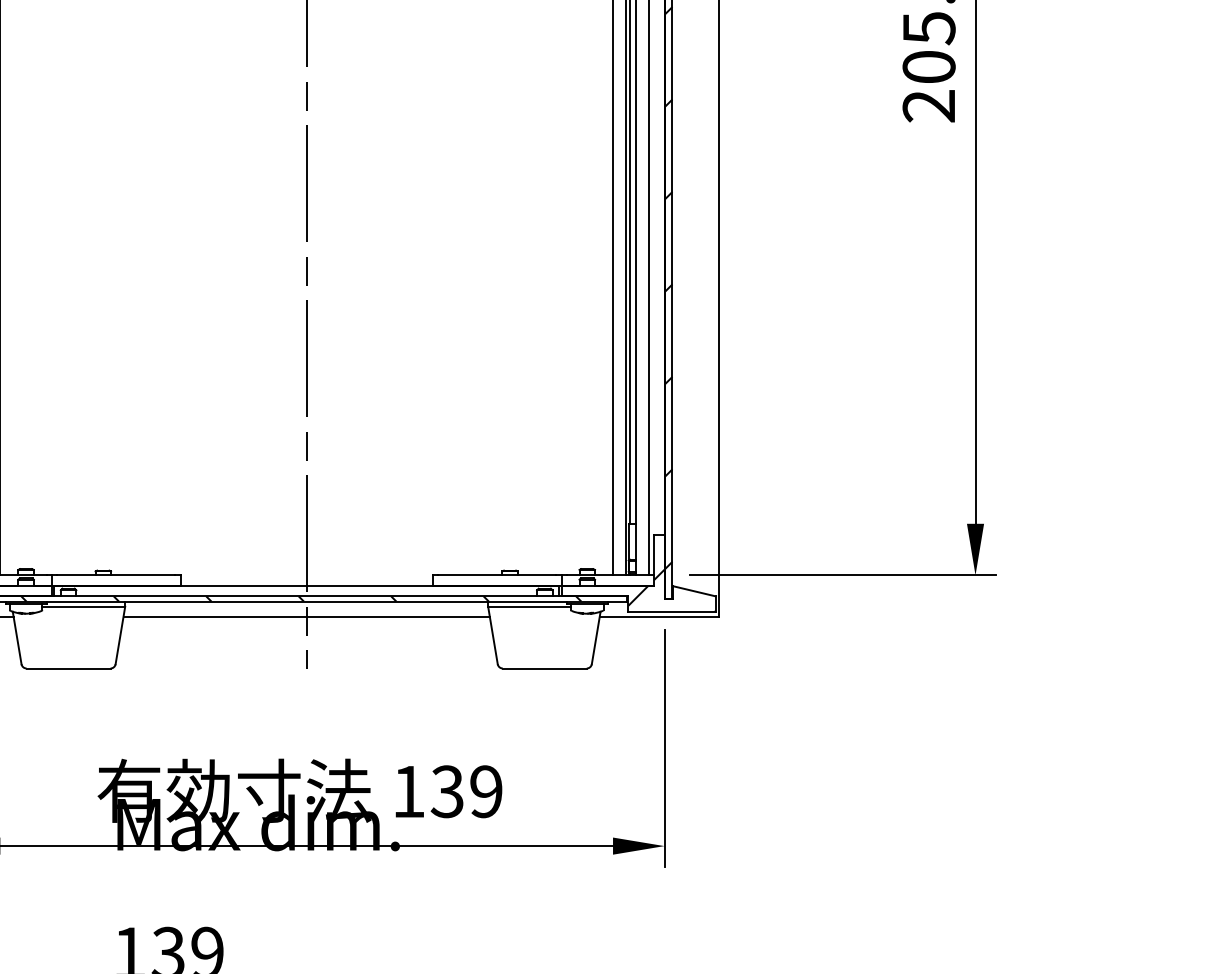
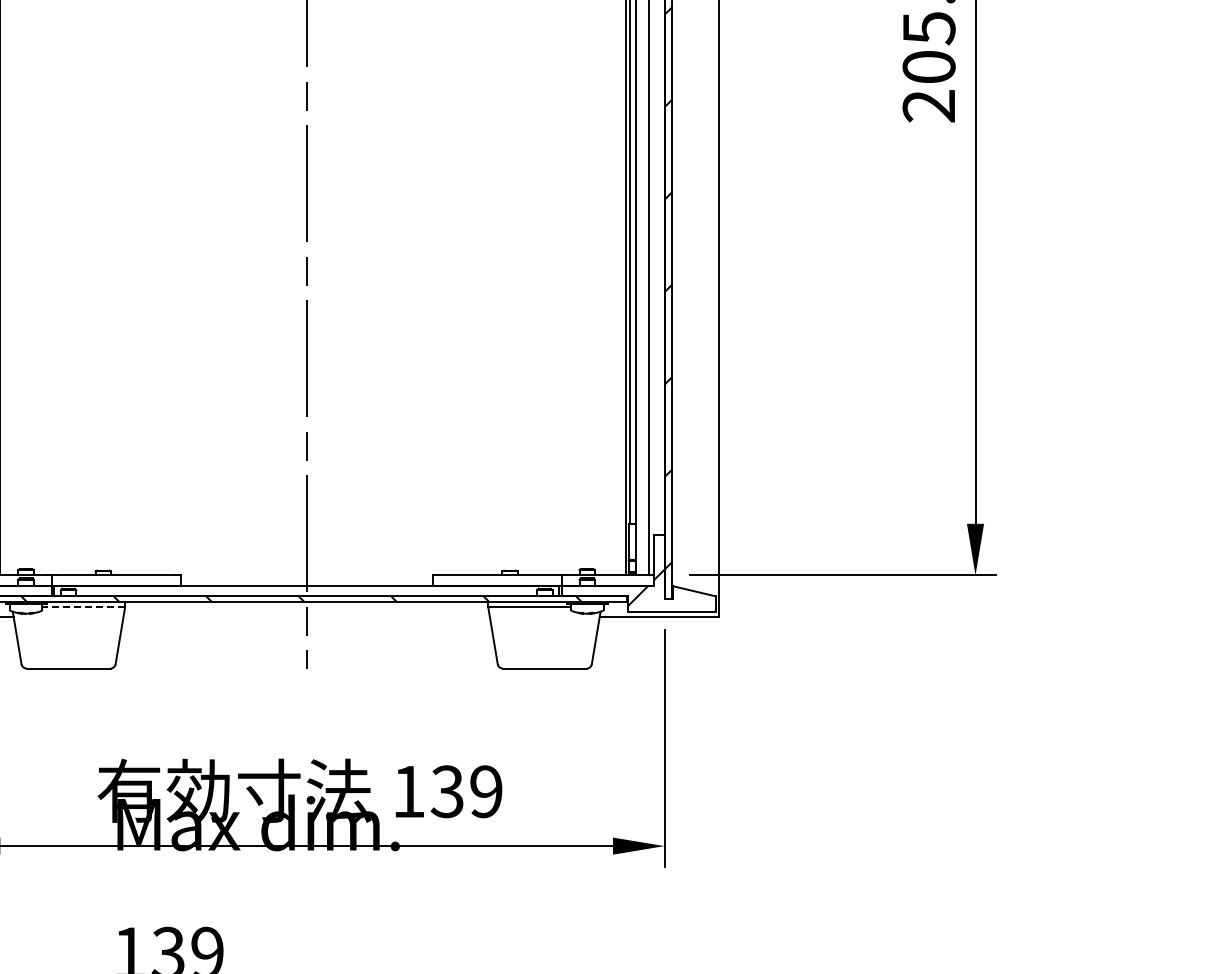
line: present -> none (613, 288)
line: solid -> dashed (83, 606)
line: present -> none (306, 617)
